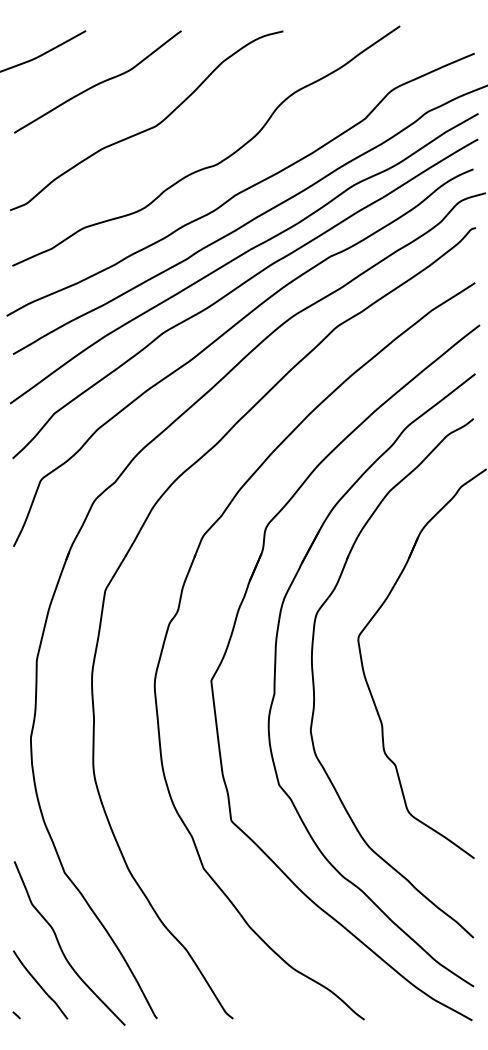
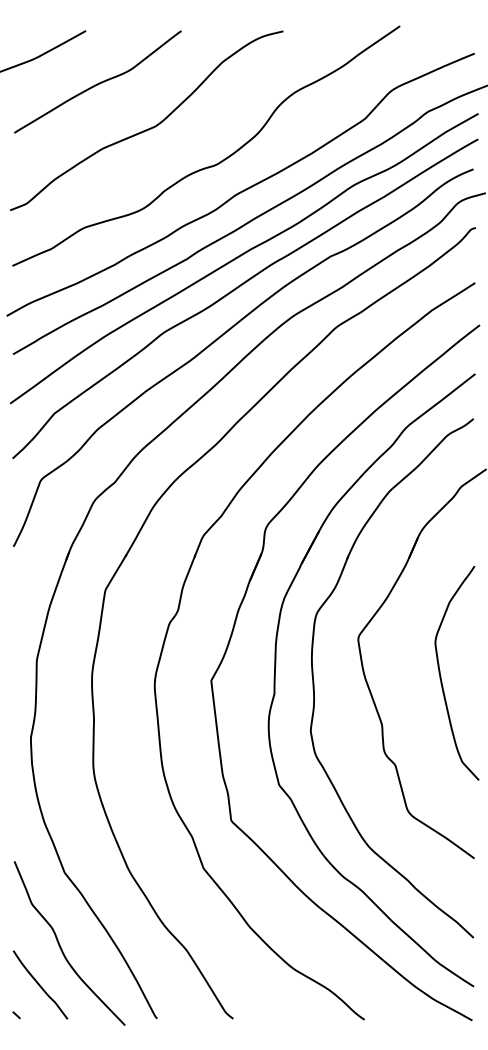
curve: none -> present (441, 675)
